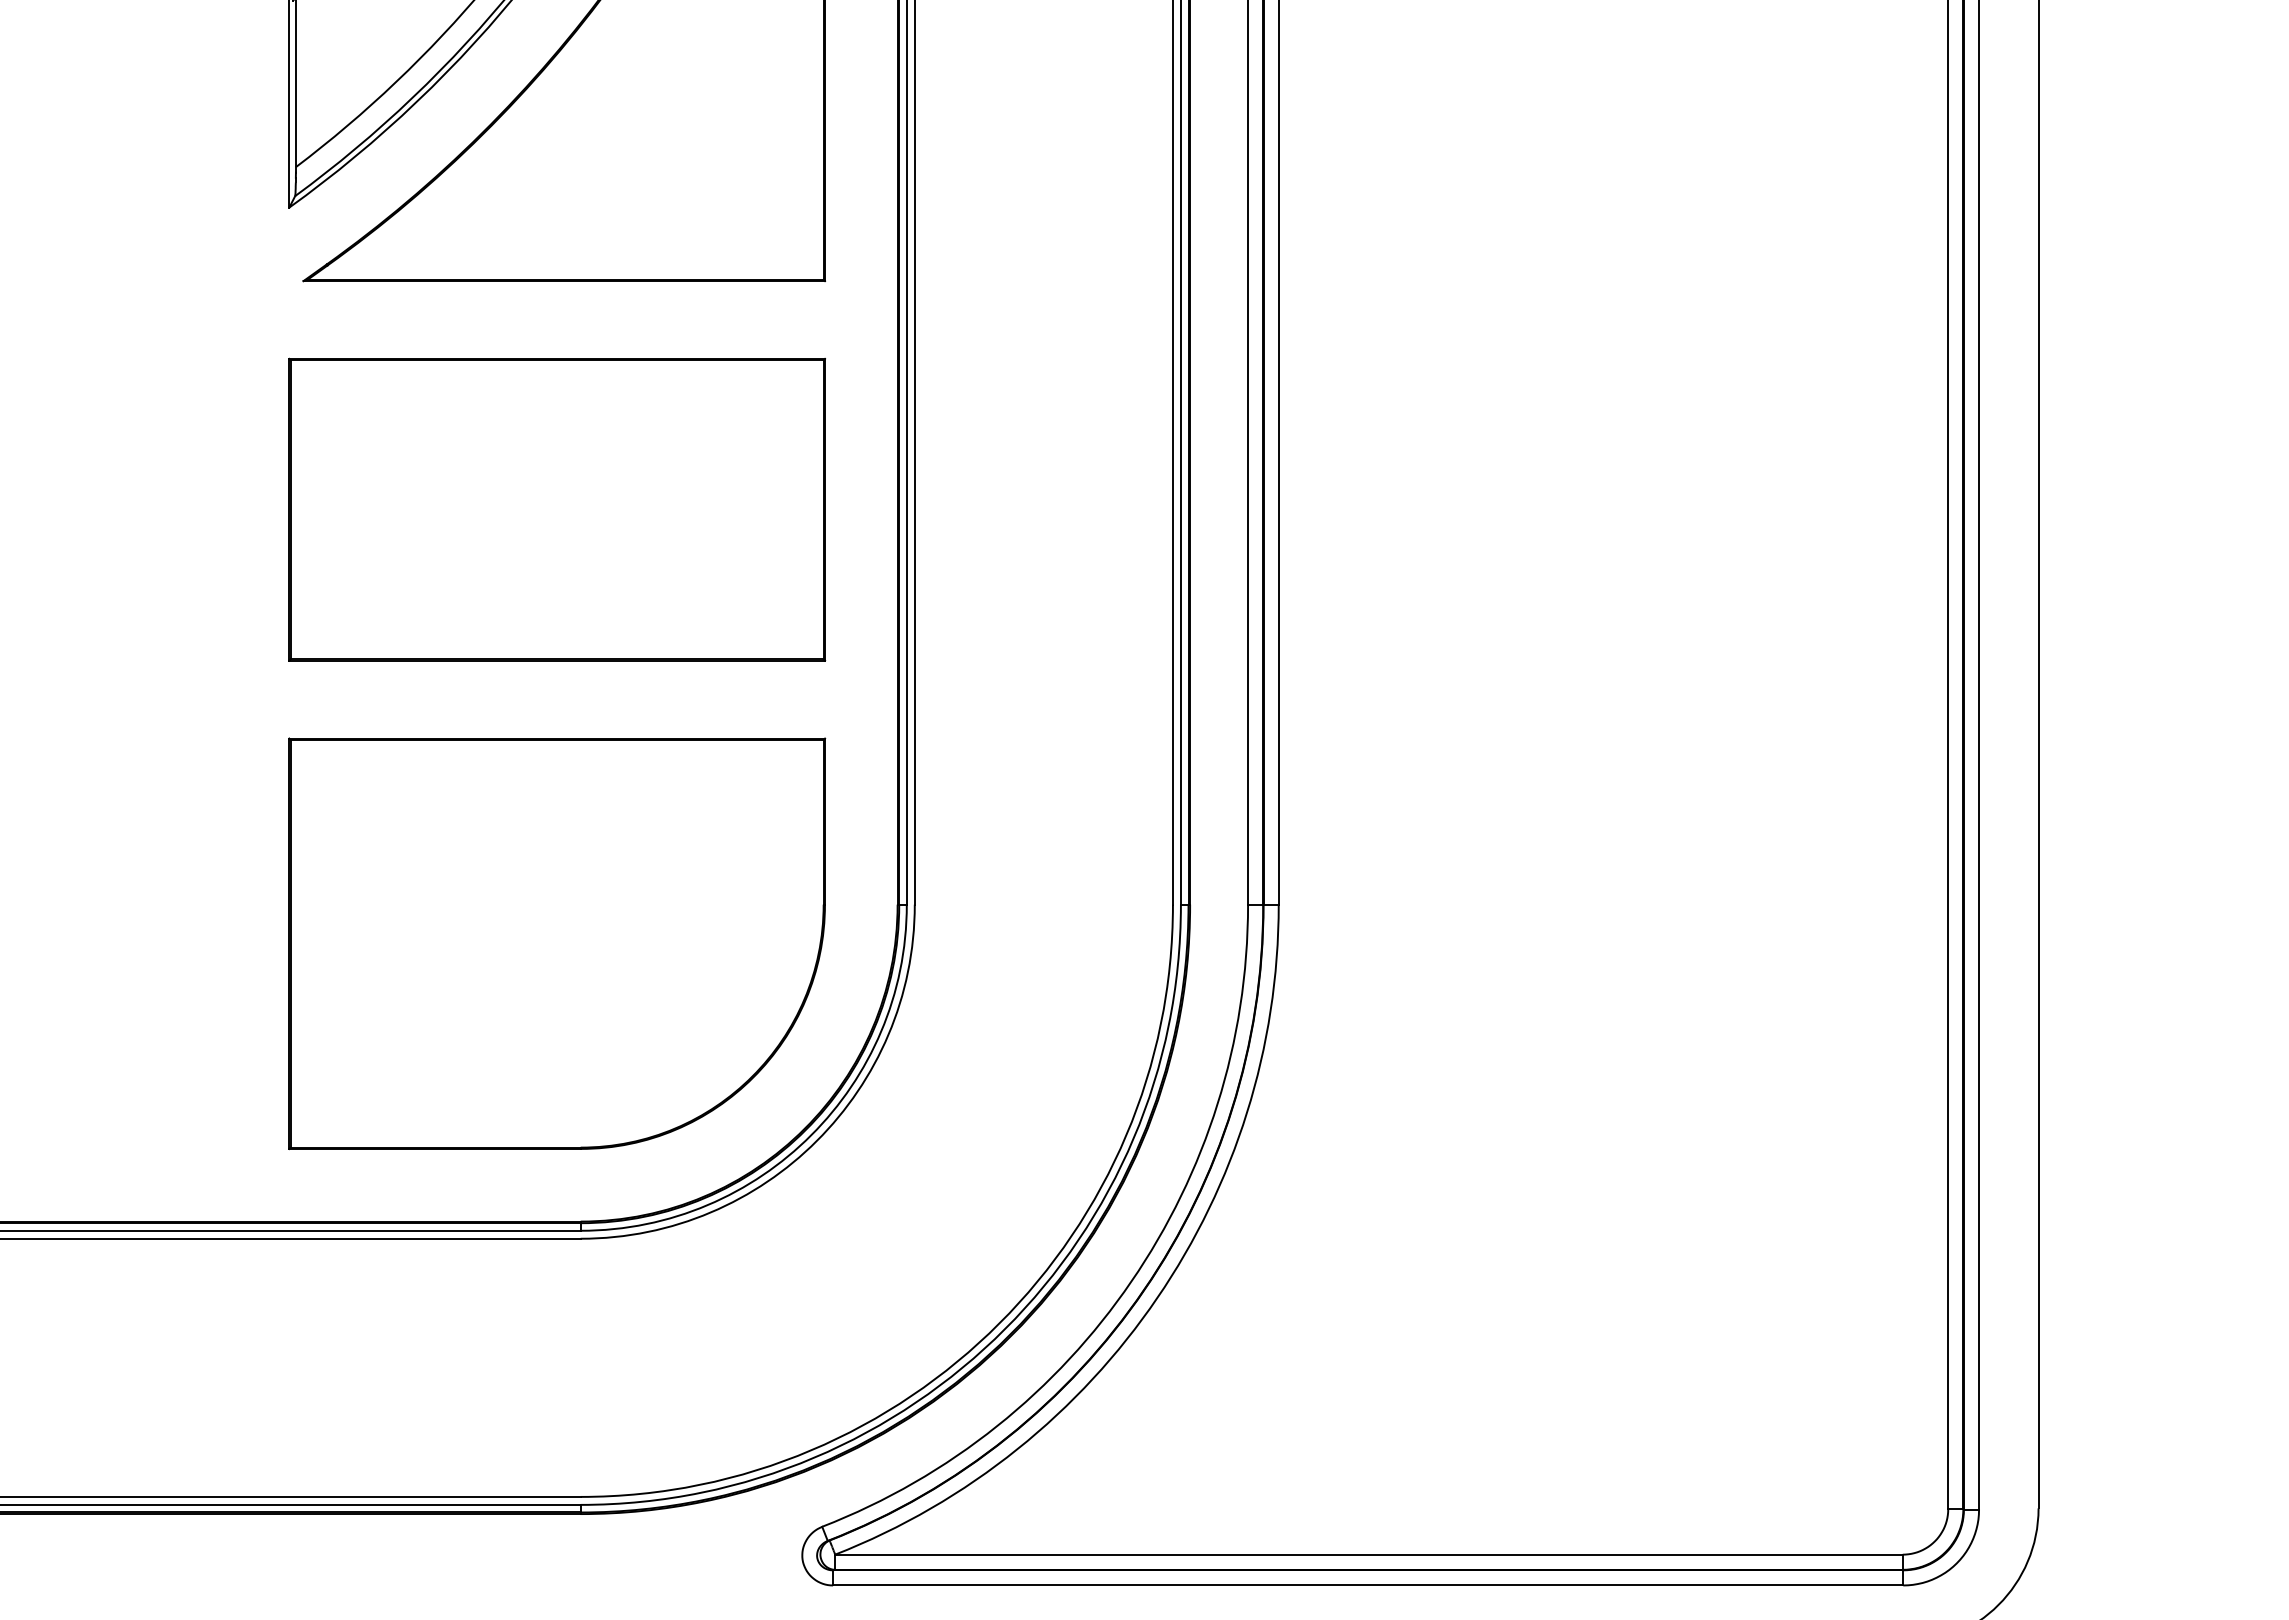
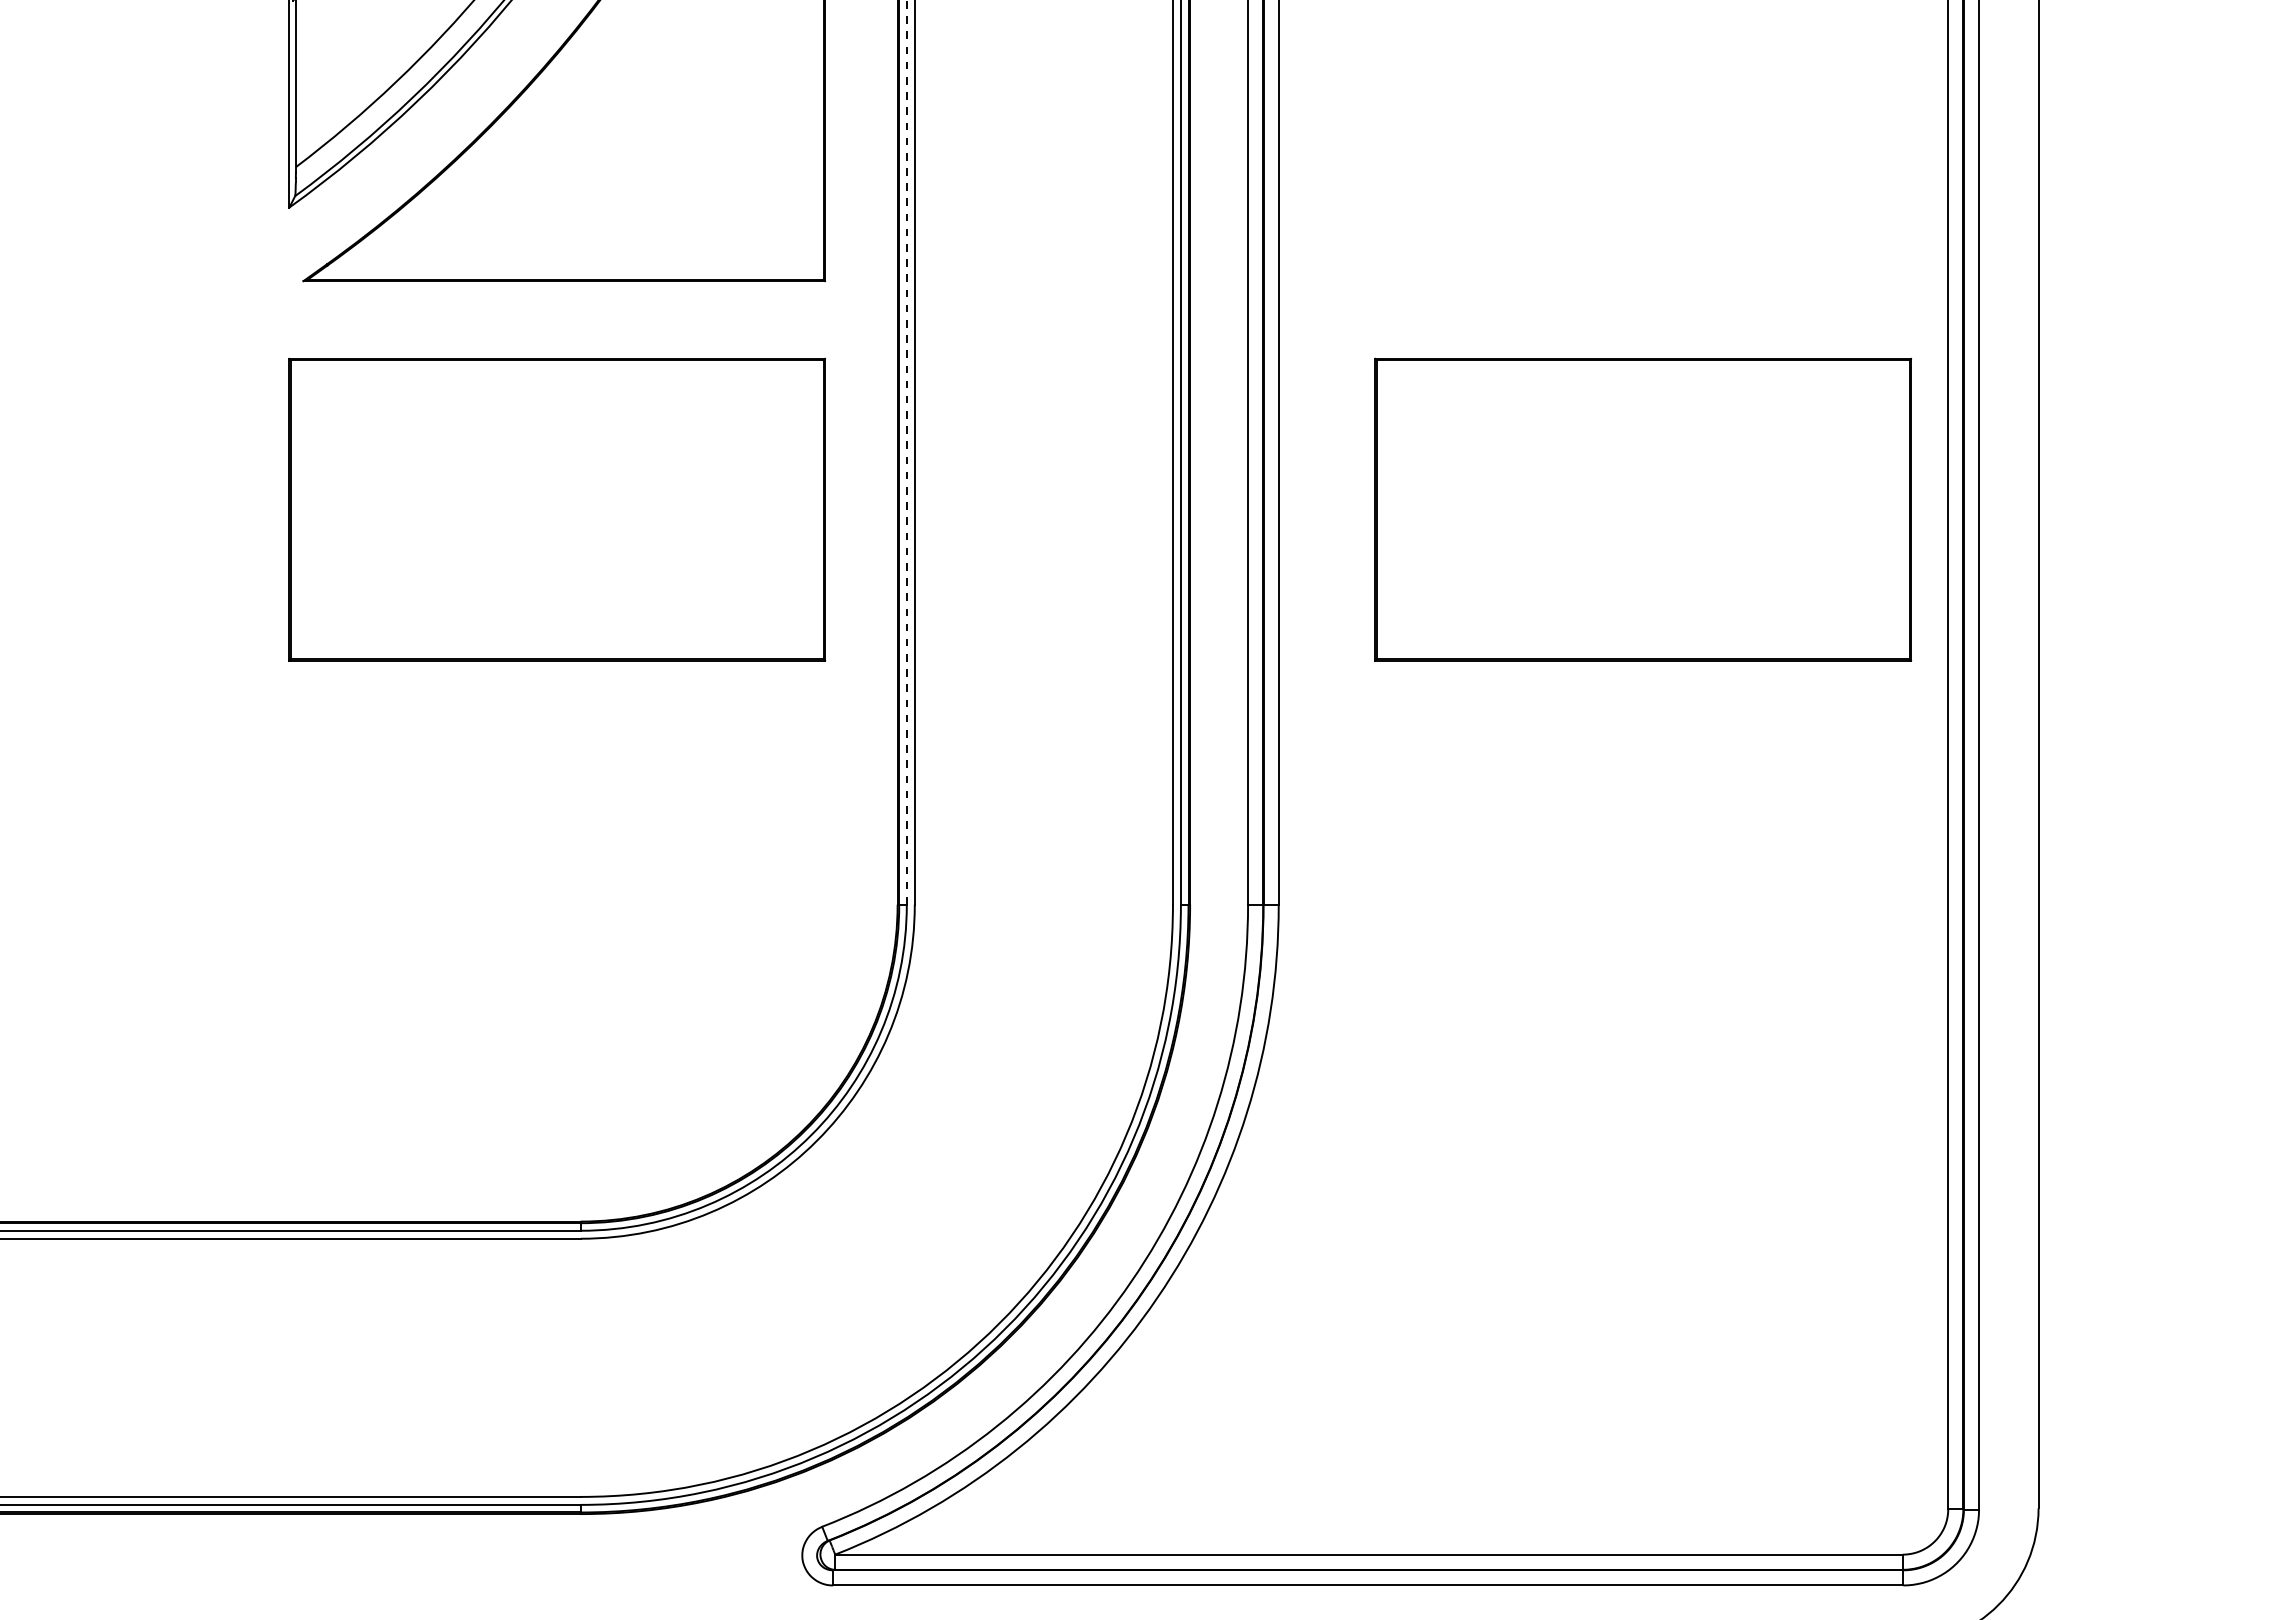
line: solid -> dashed (906, 451)
part: none -> present (1643, 509)
part: present -> none (557, 943)
